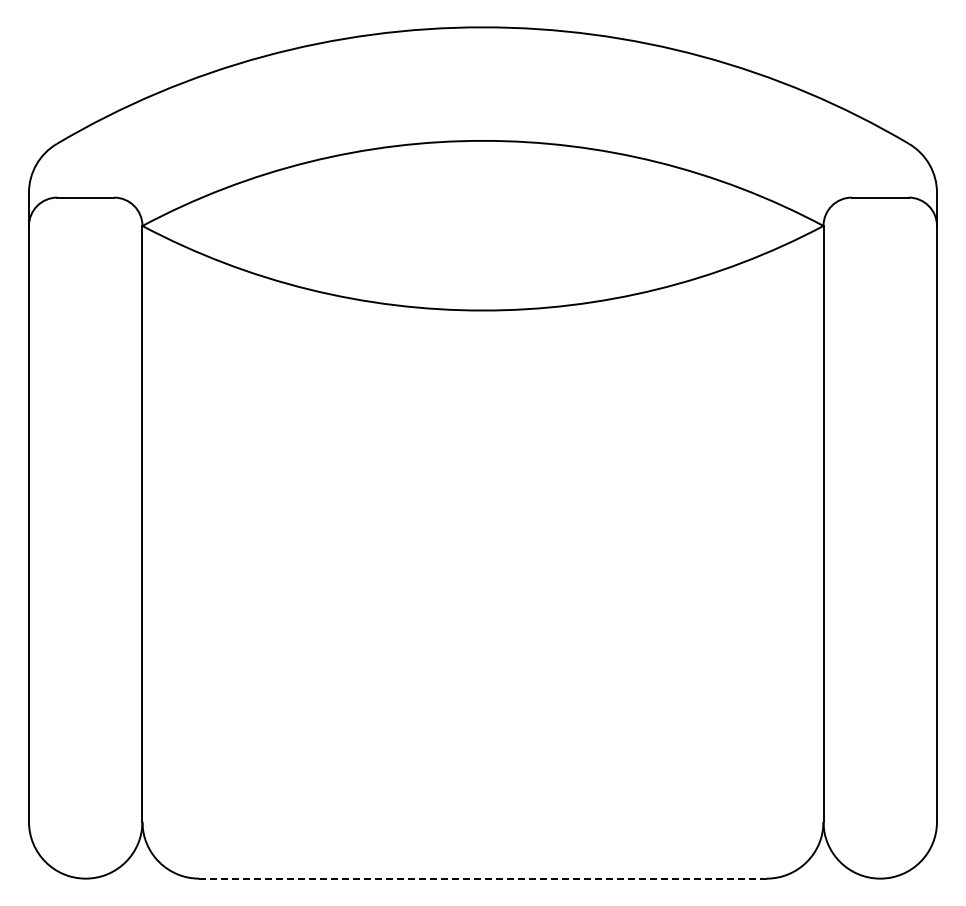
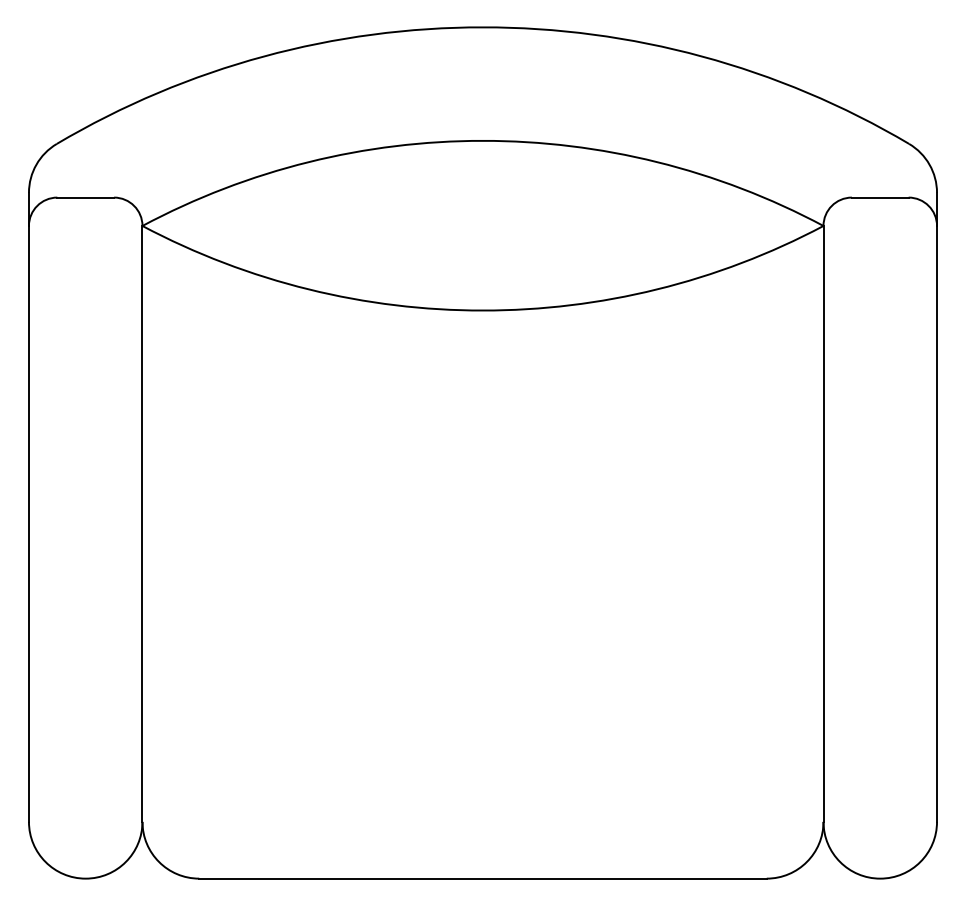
line: dashed -> solid (483, 878)
